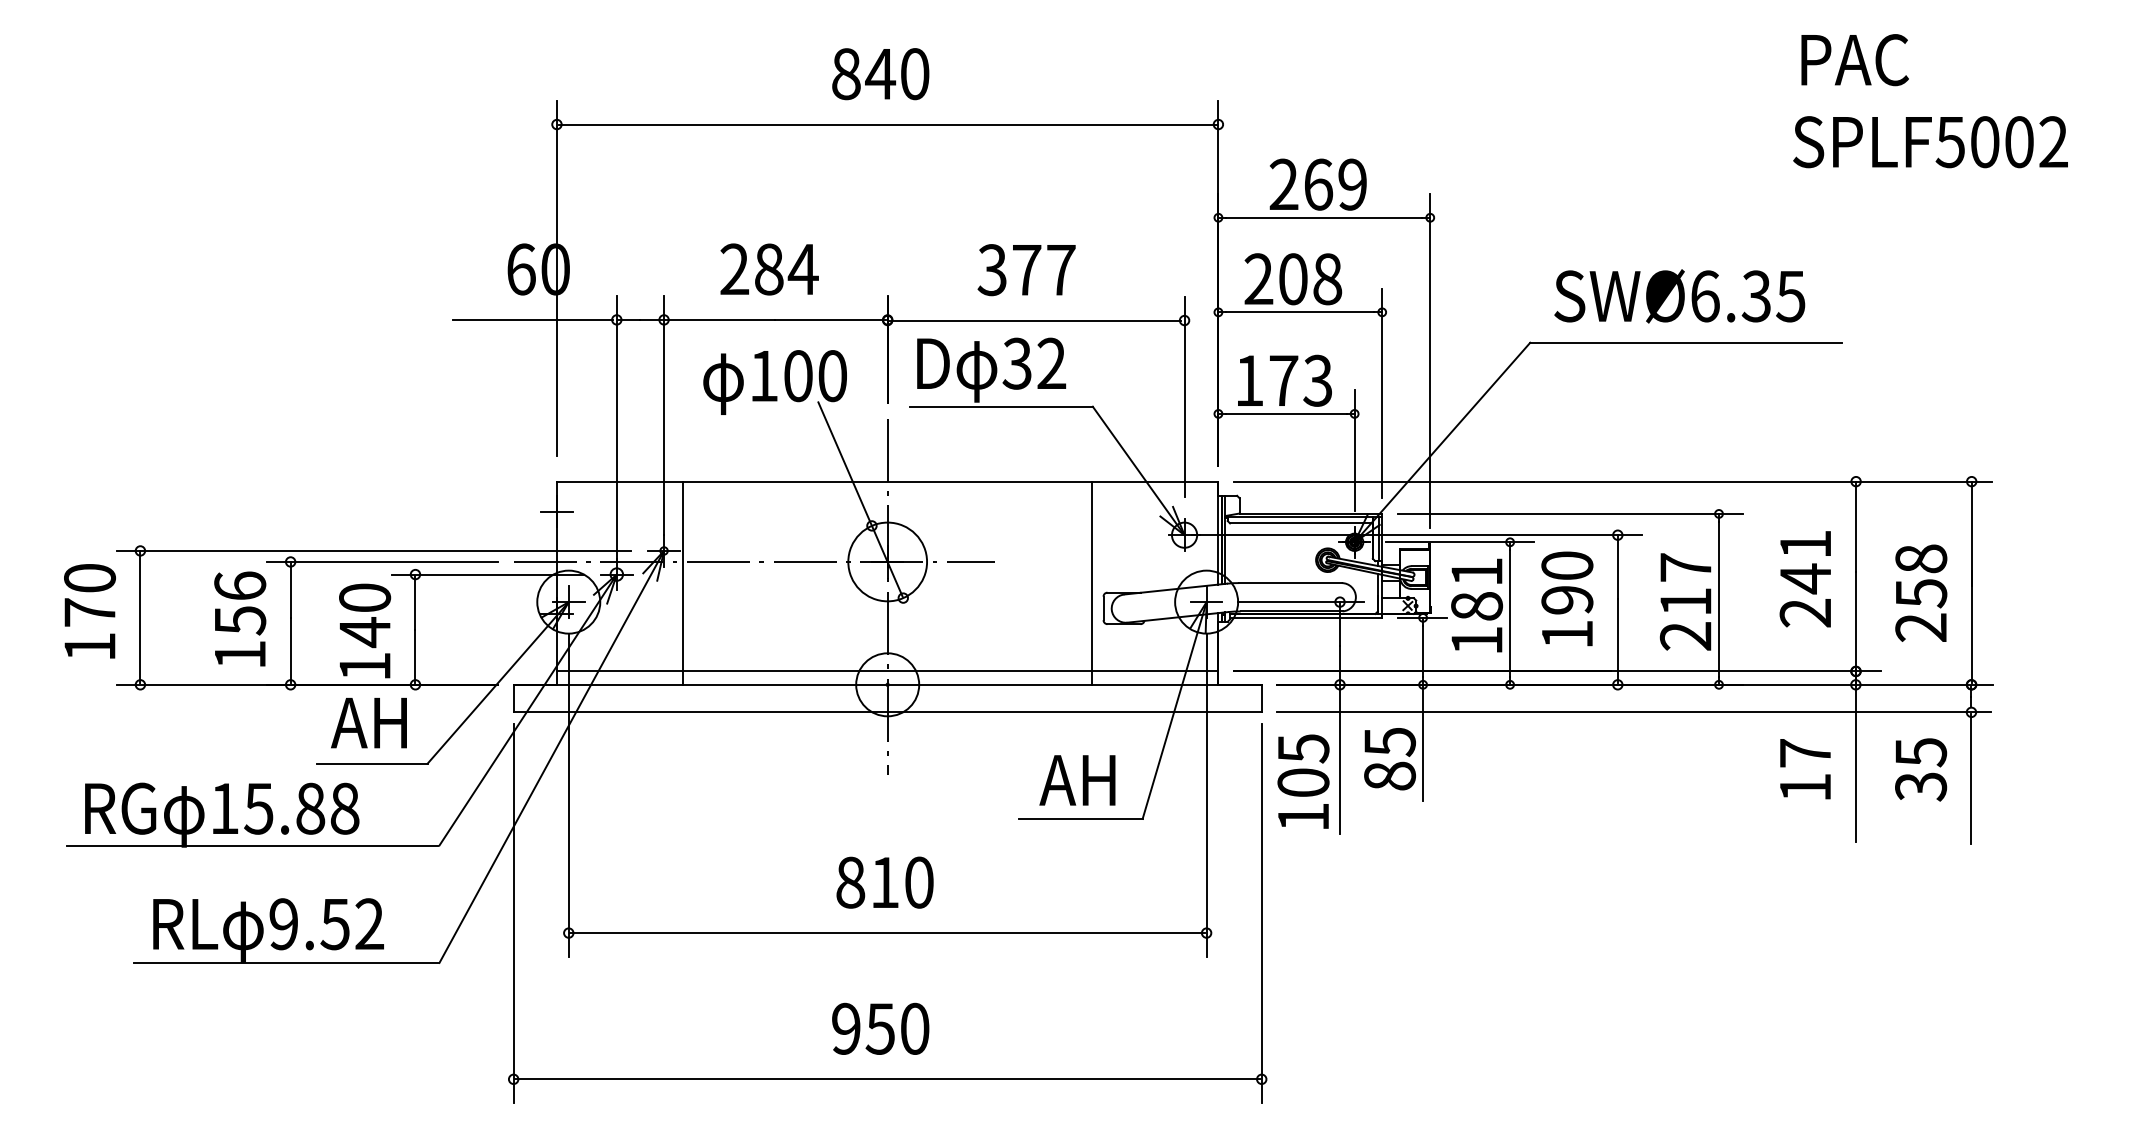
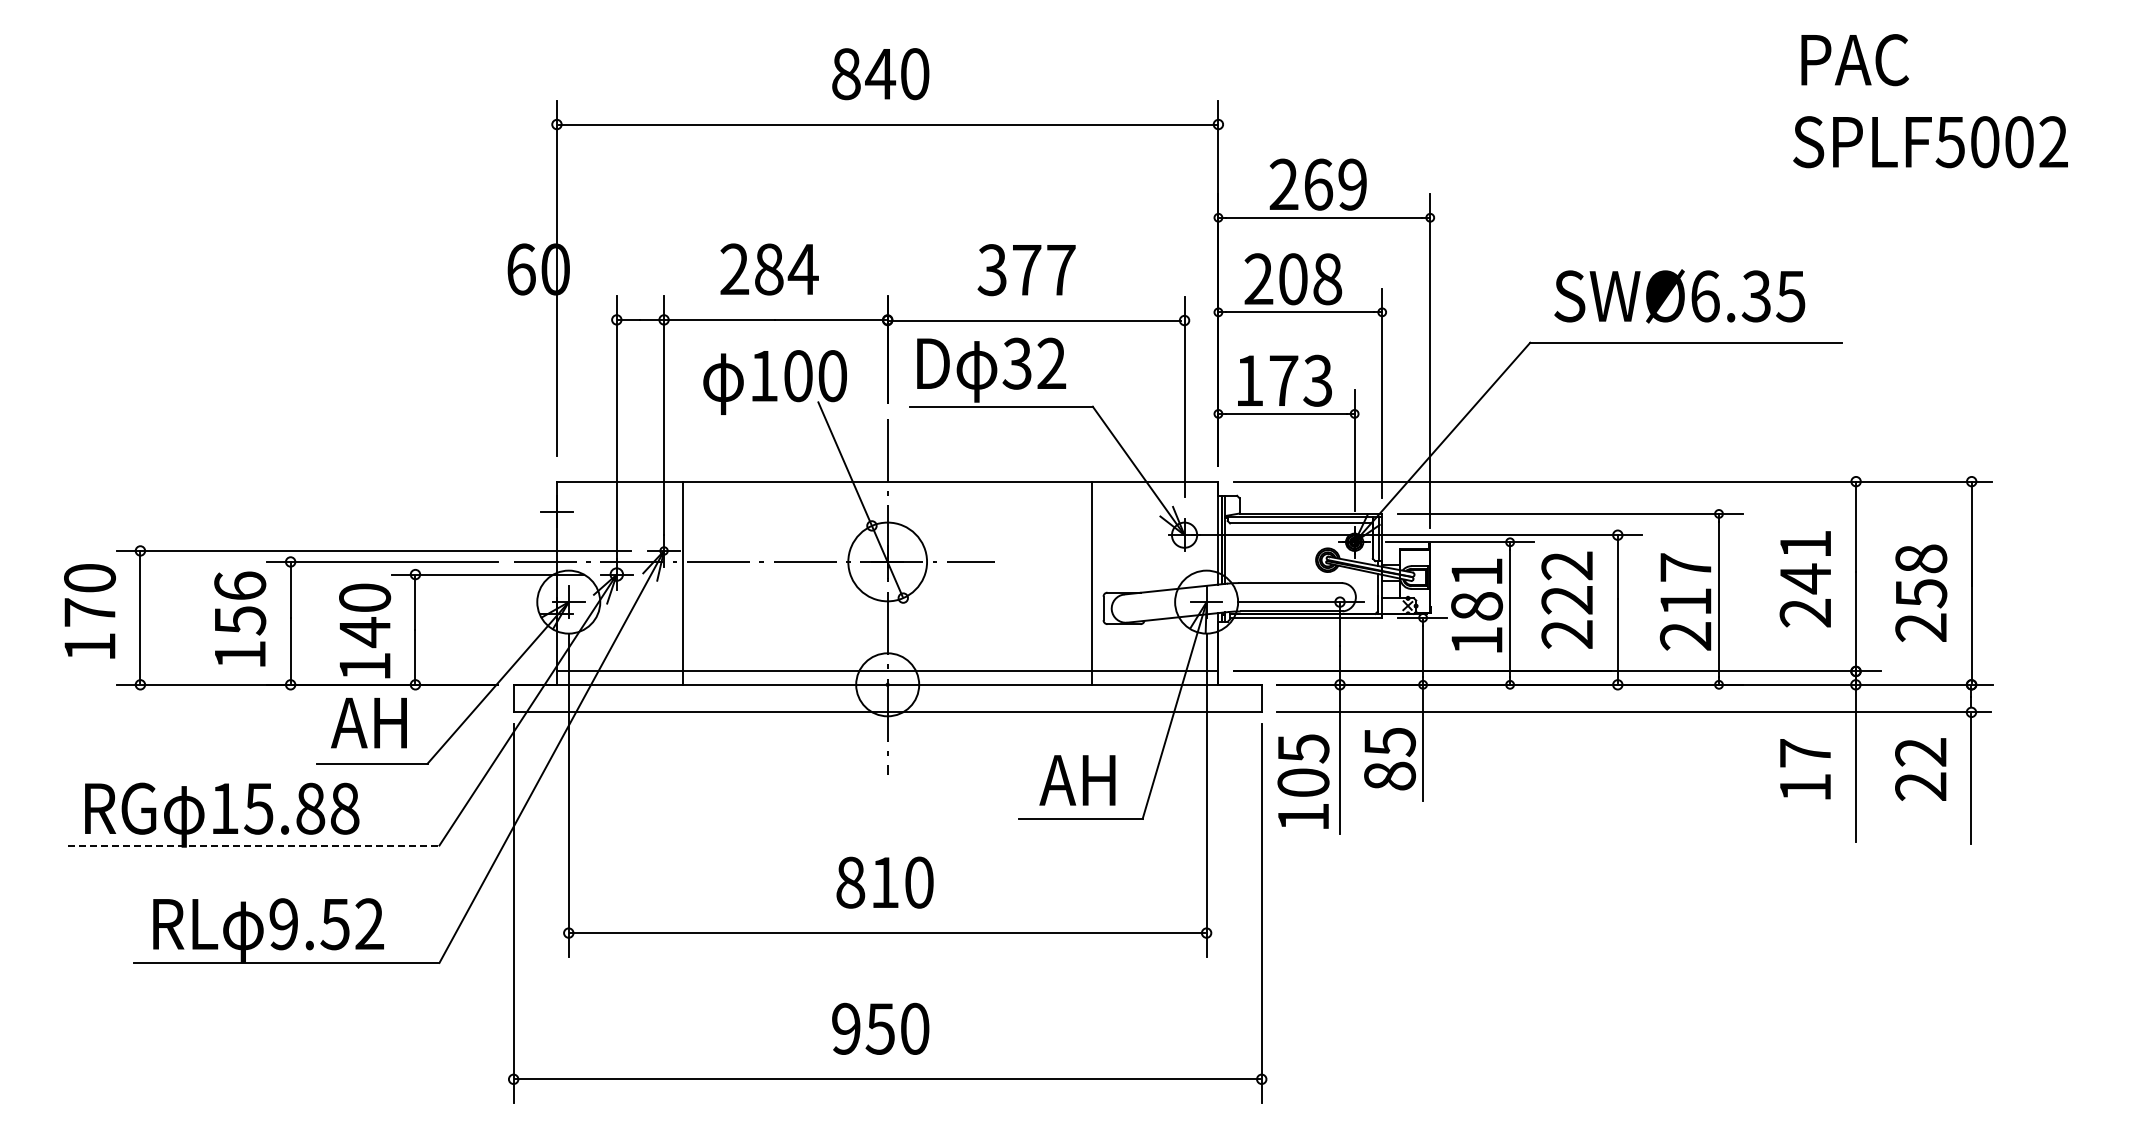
line: present -> none (532, 319)
text: 190 -> 222 (1567, 599)
text: 35 -> 22 (1921, 769)
line: solid -> dashed (252, 845)
